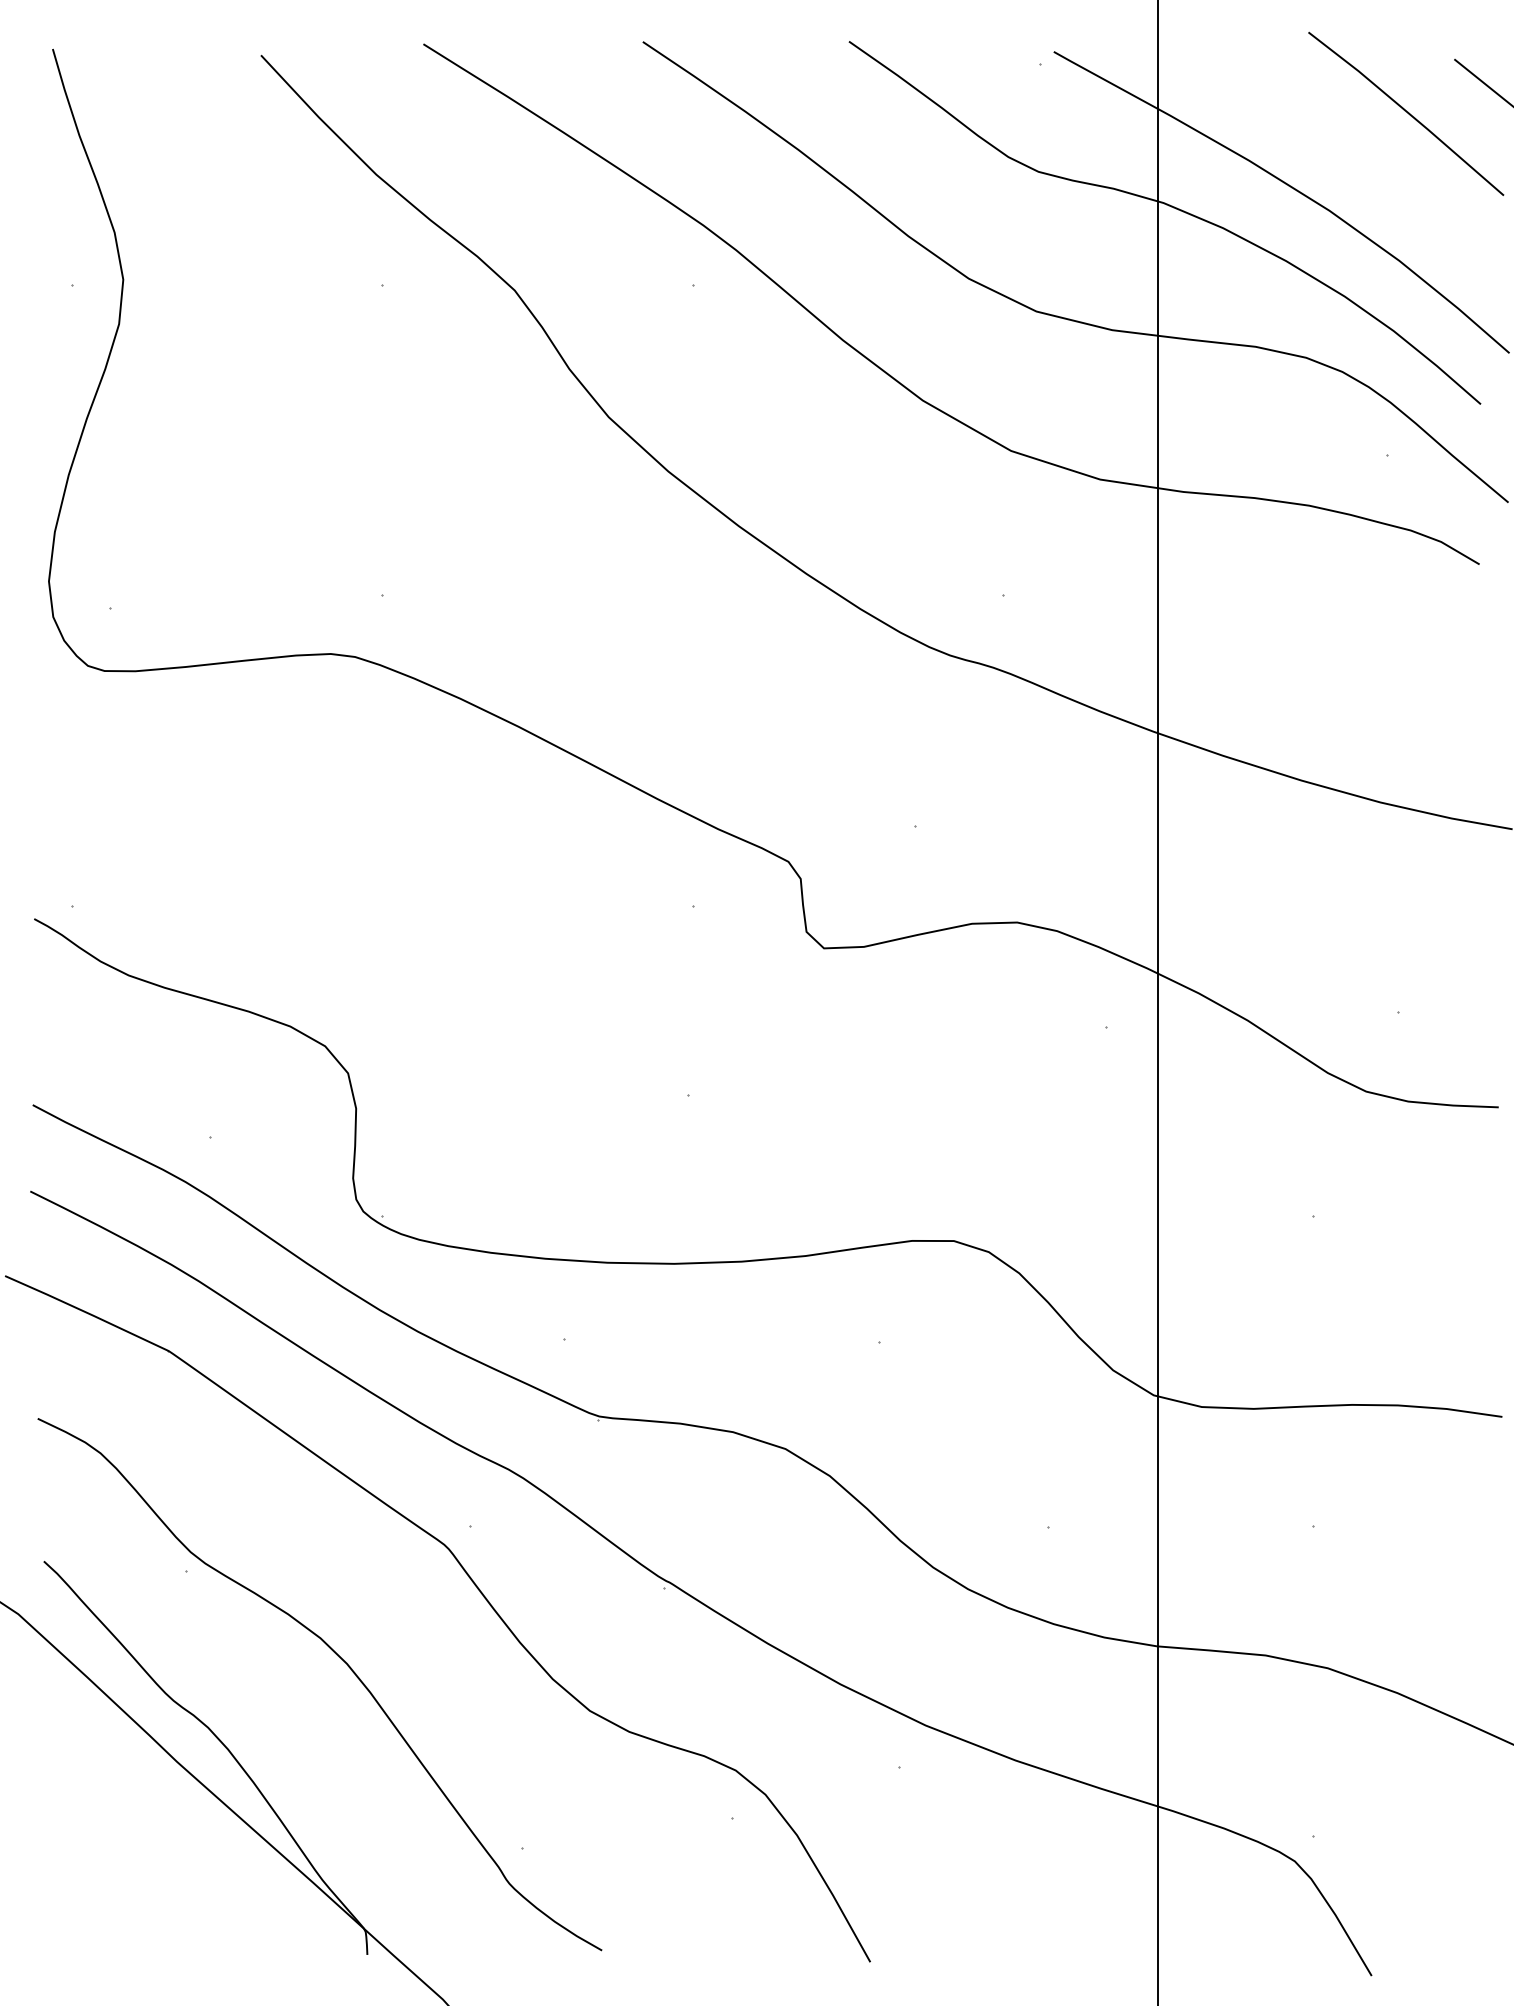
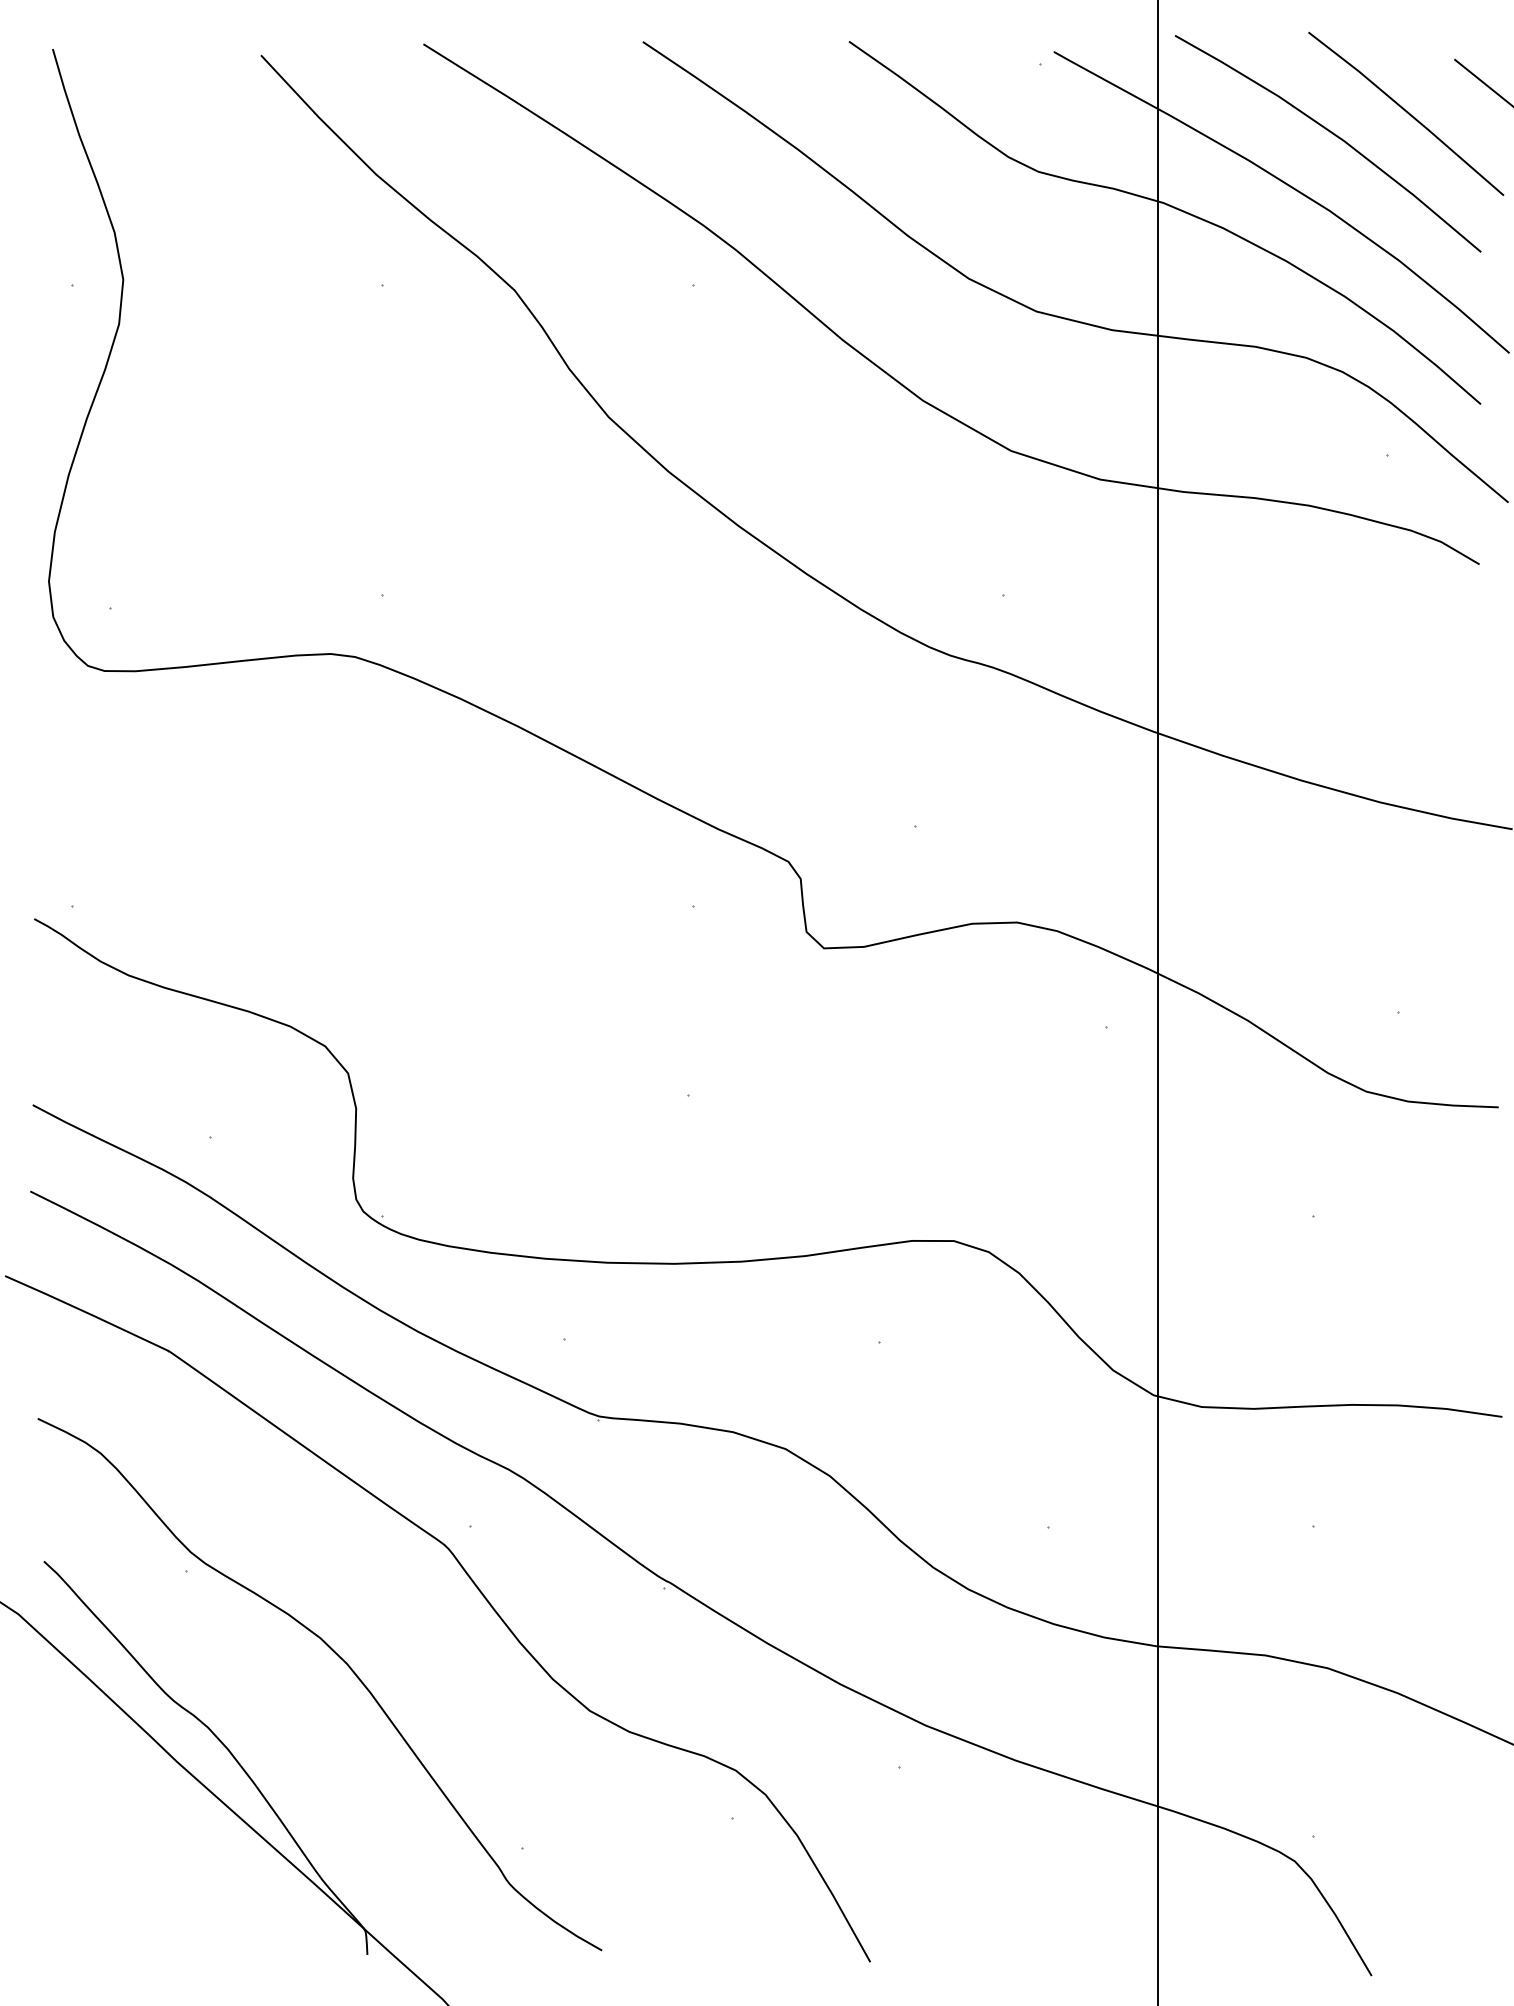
curve: none -> present (1332, 134)
